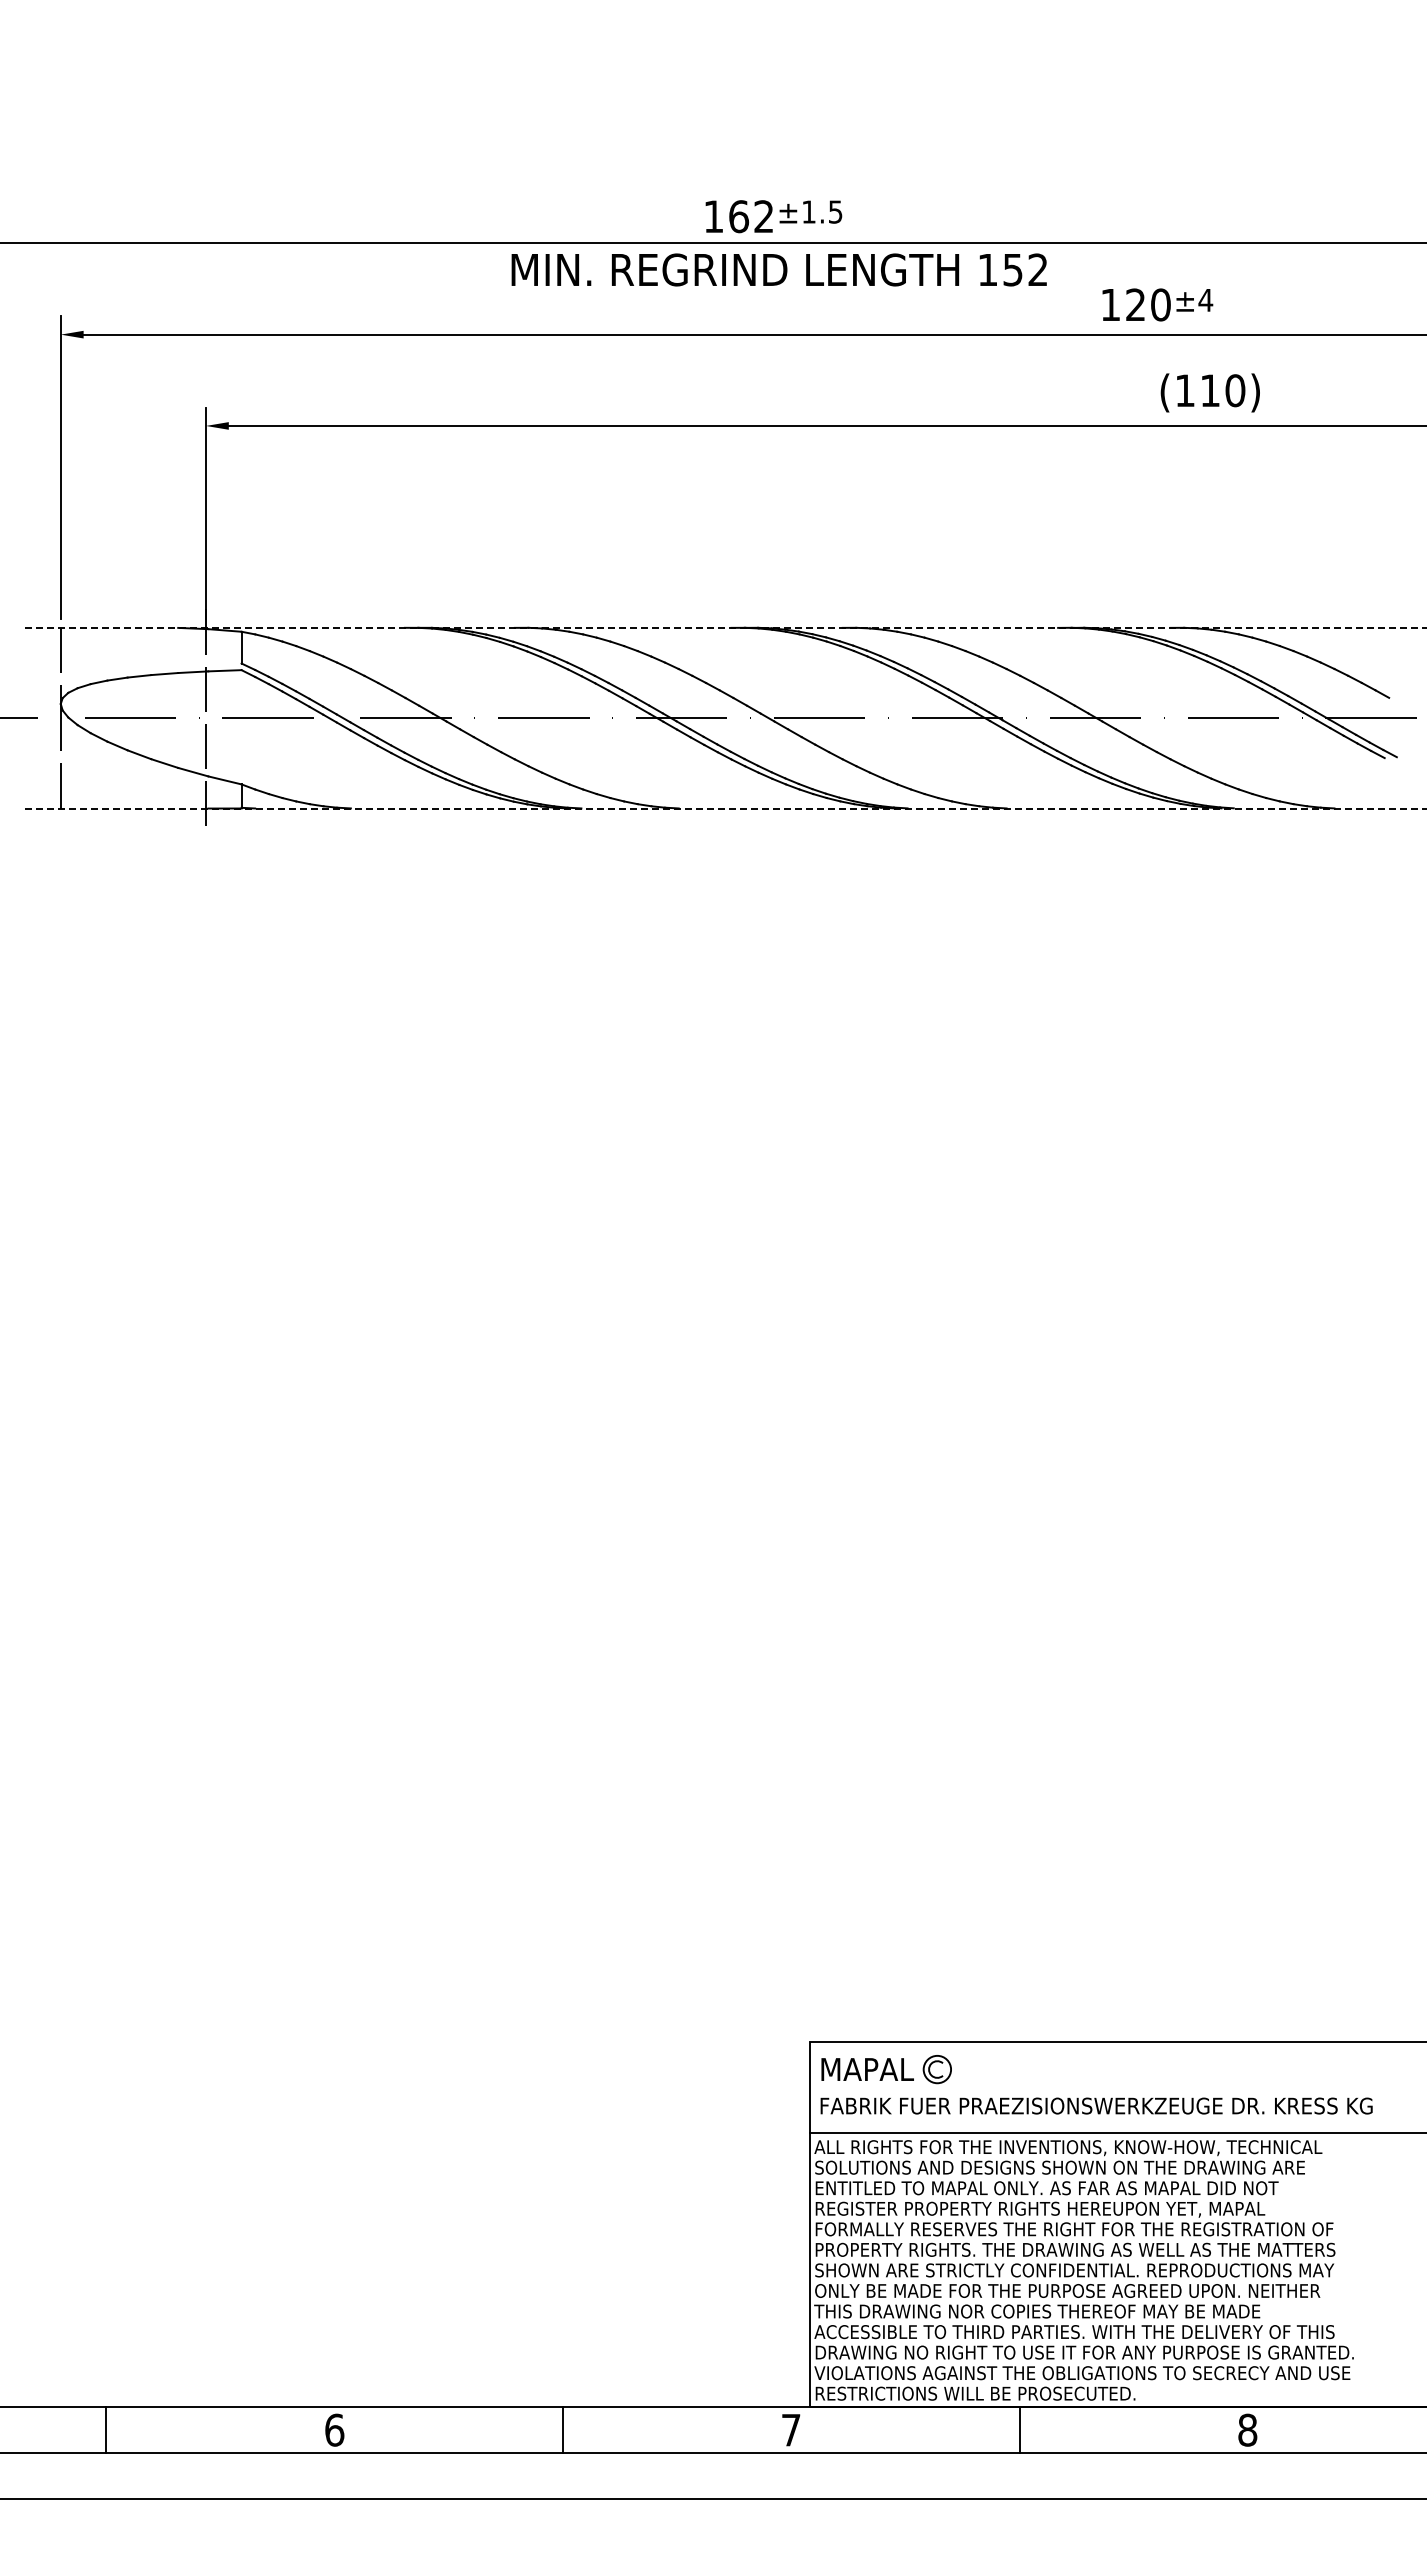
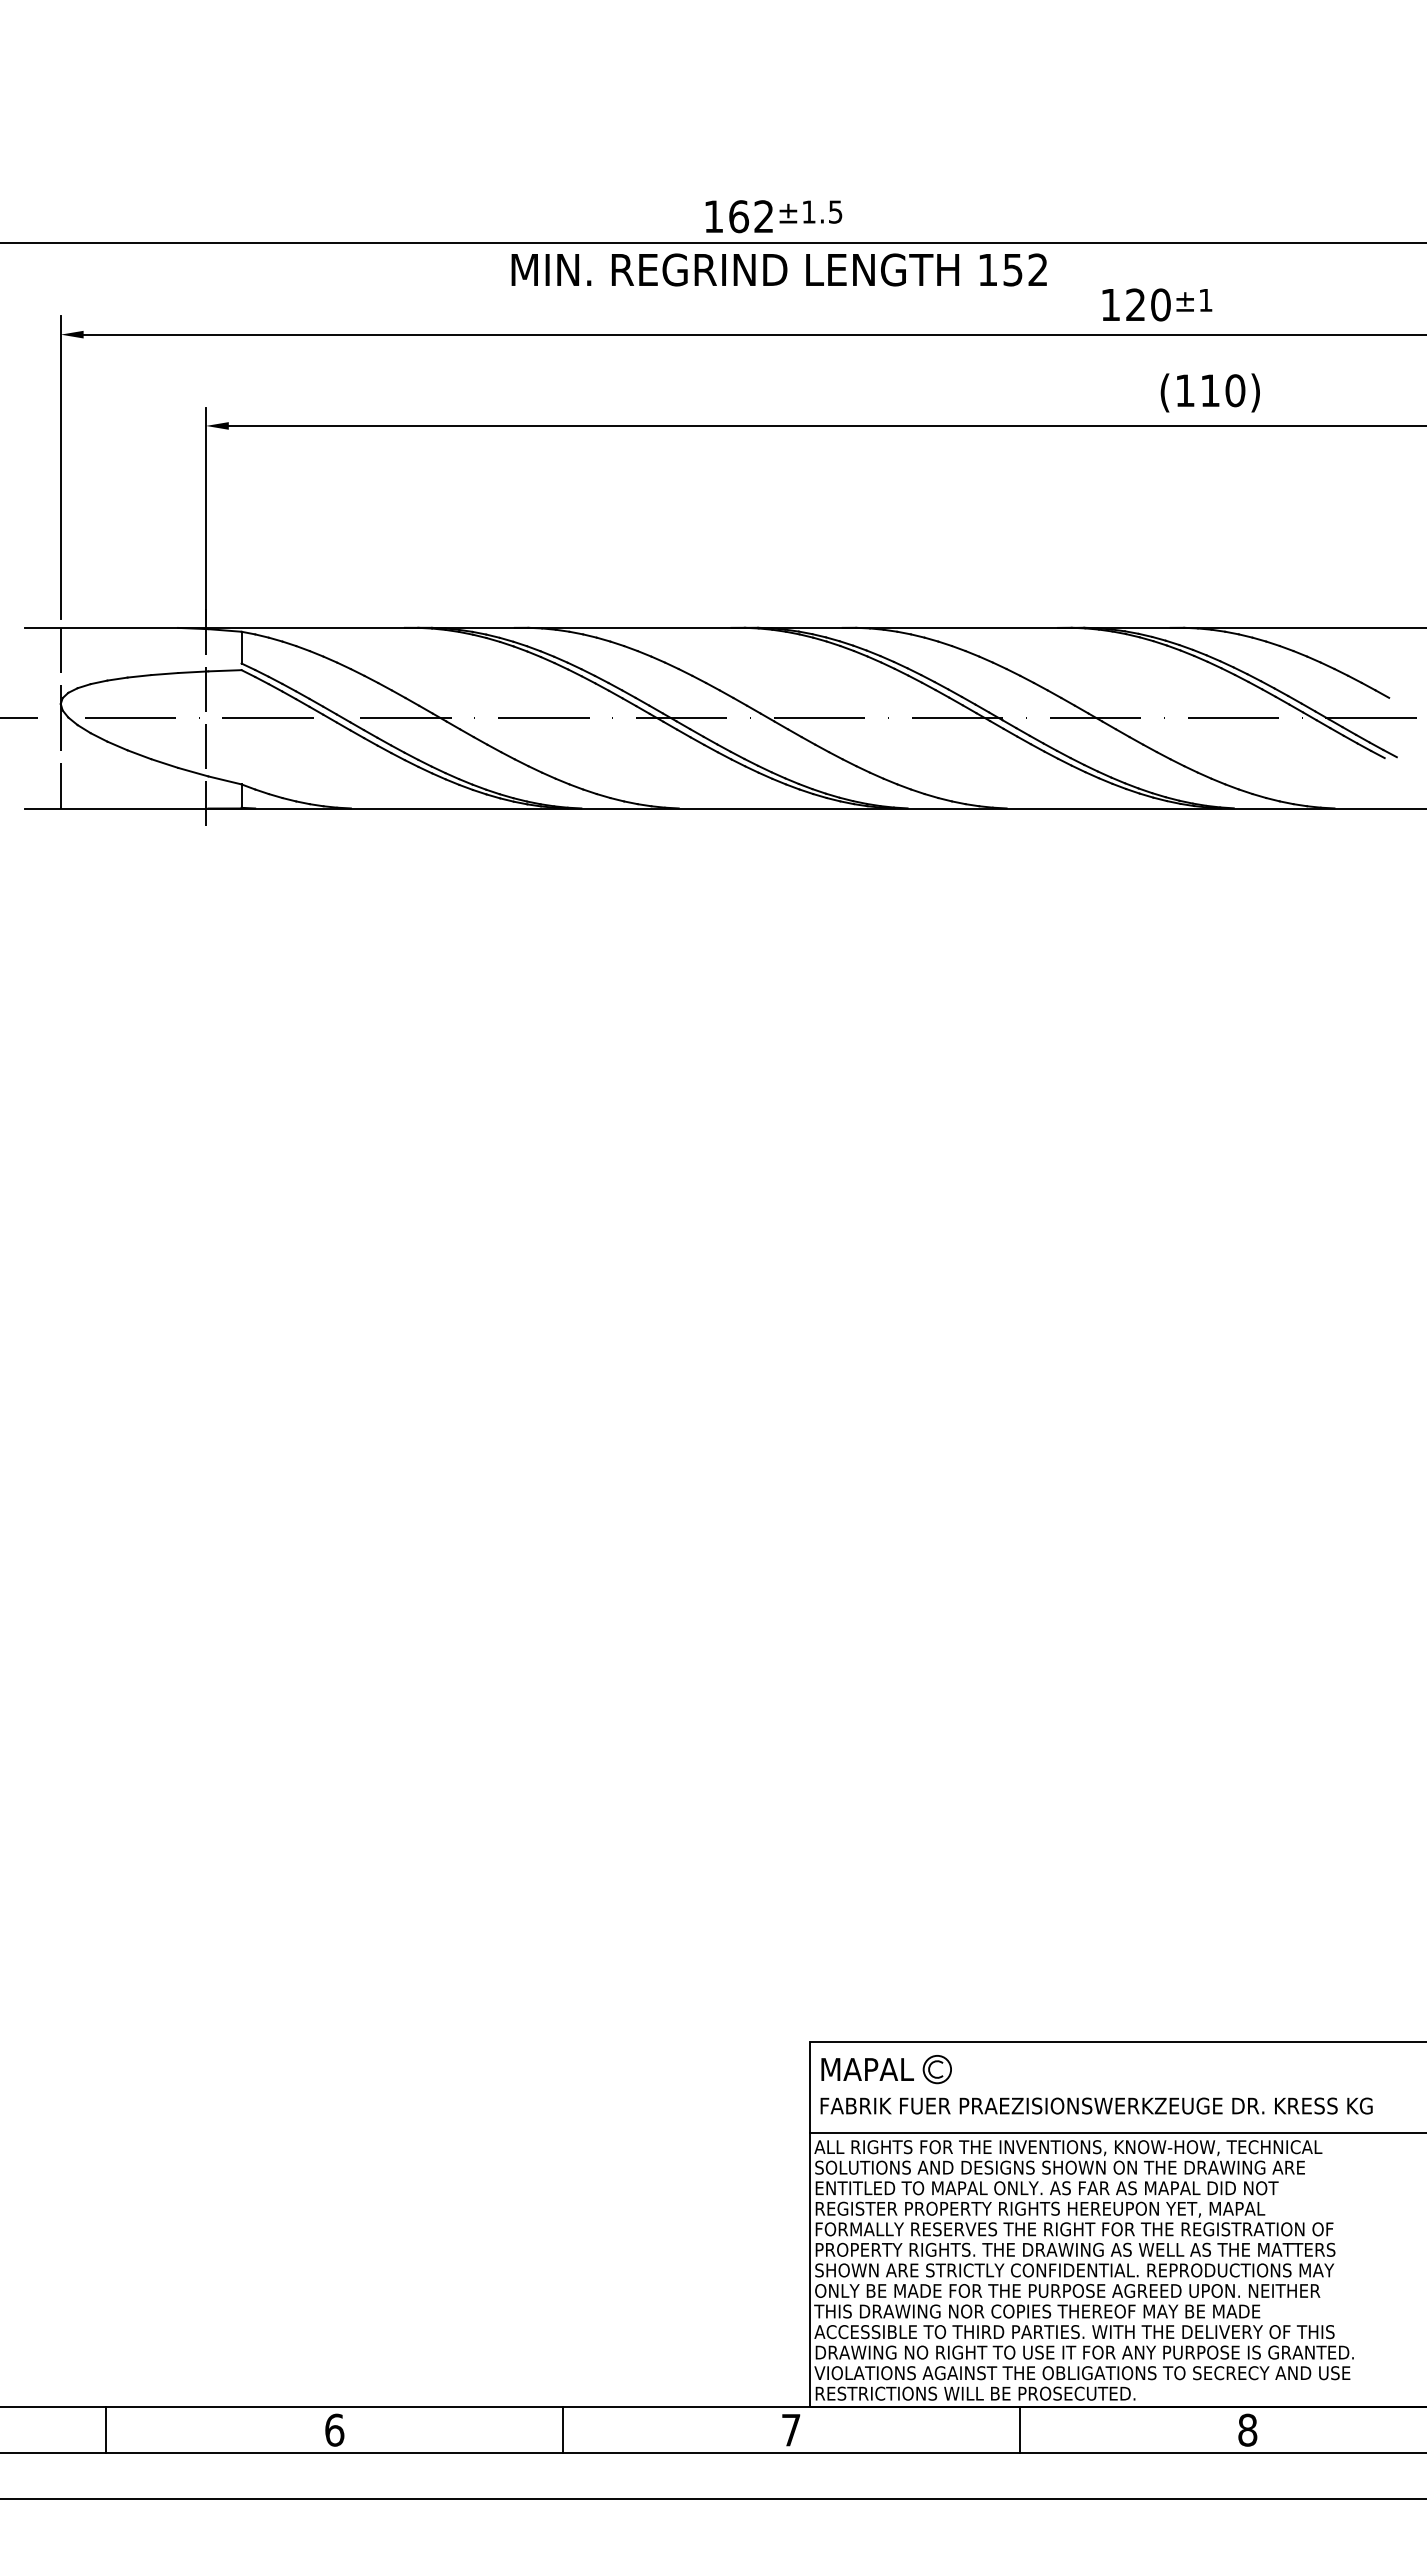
text: ±4 -> ±1 (1205, 300)
line: dashed -> solid (726, 627)
line: dashed -> solid (726, 808)
